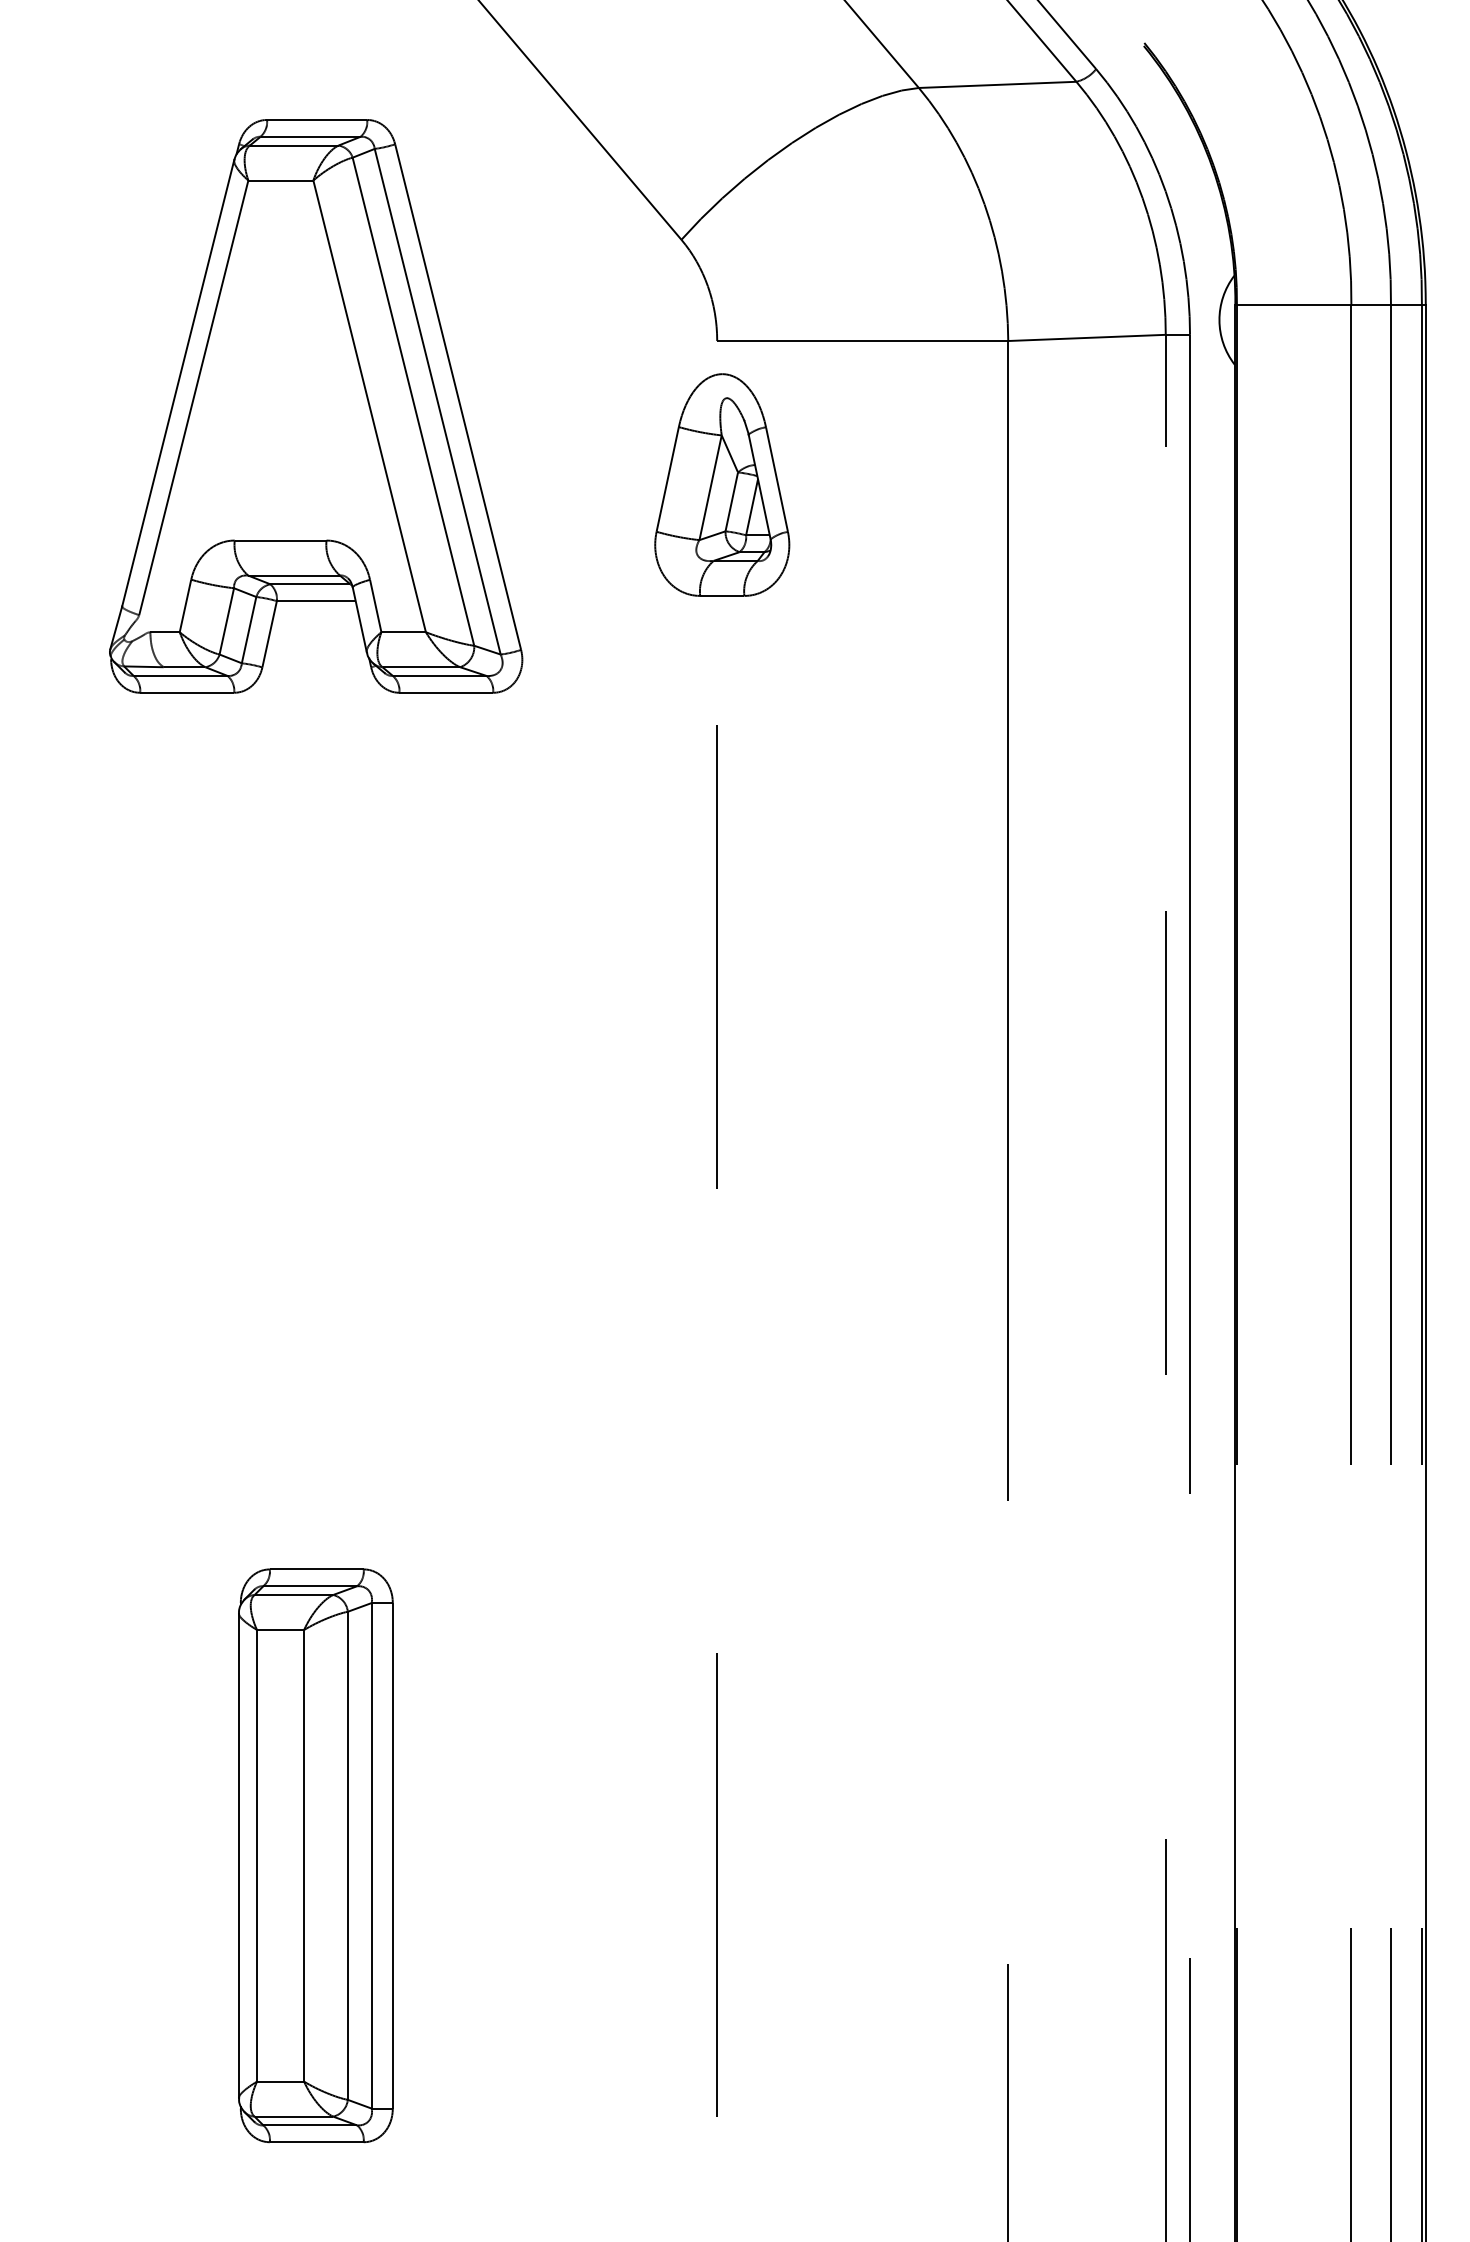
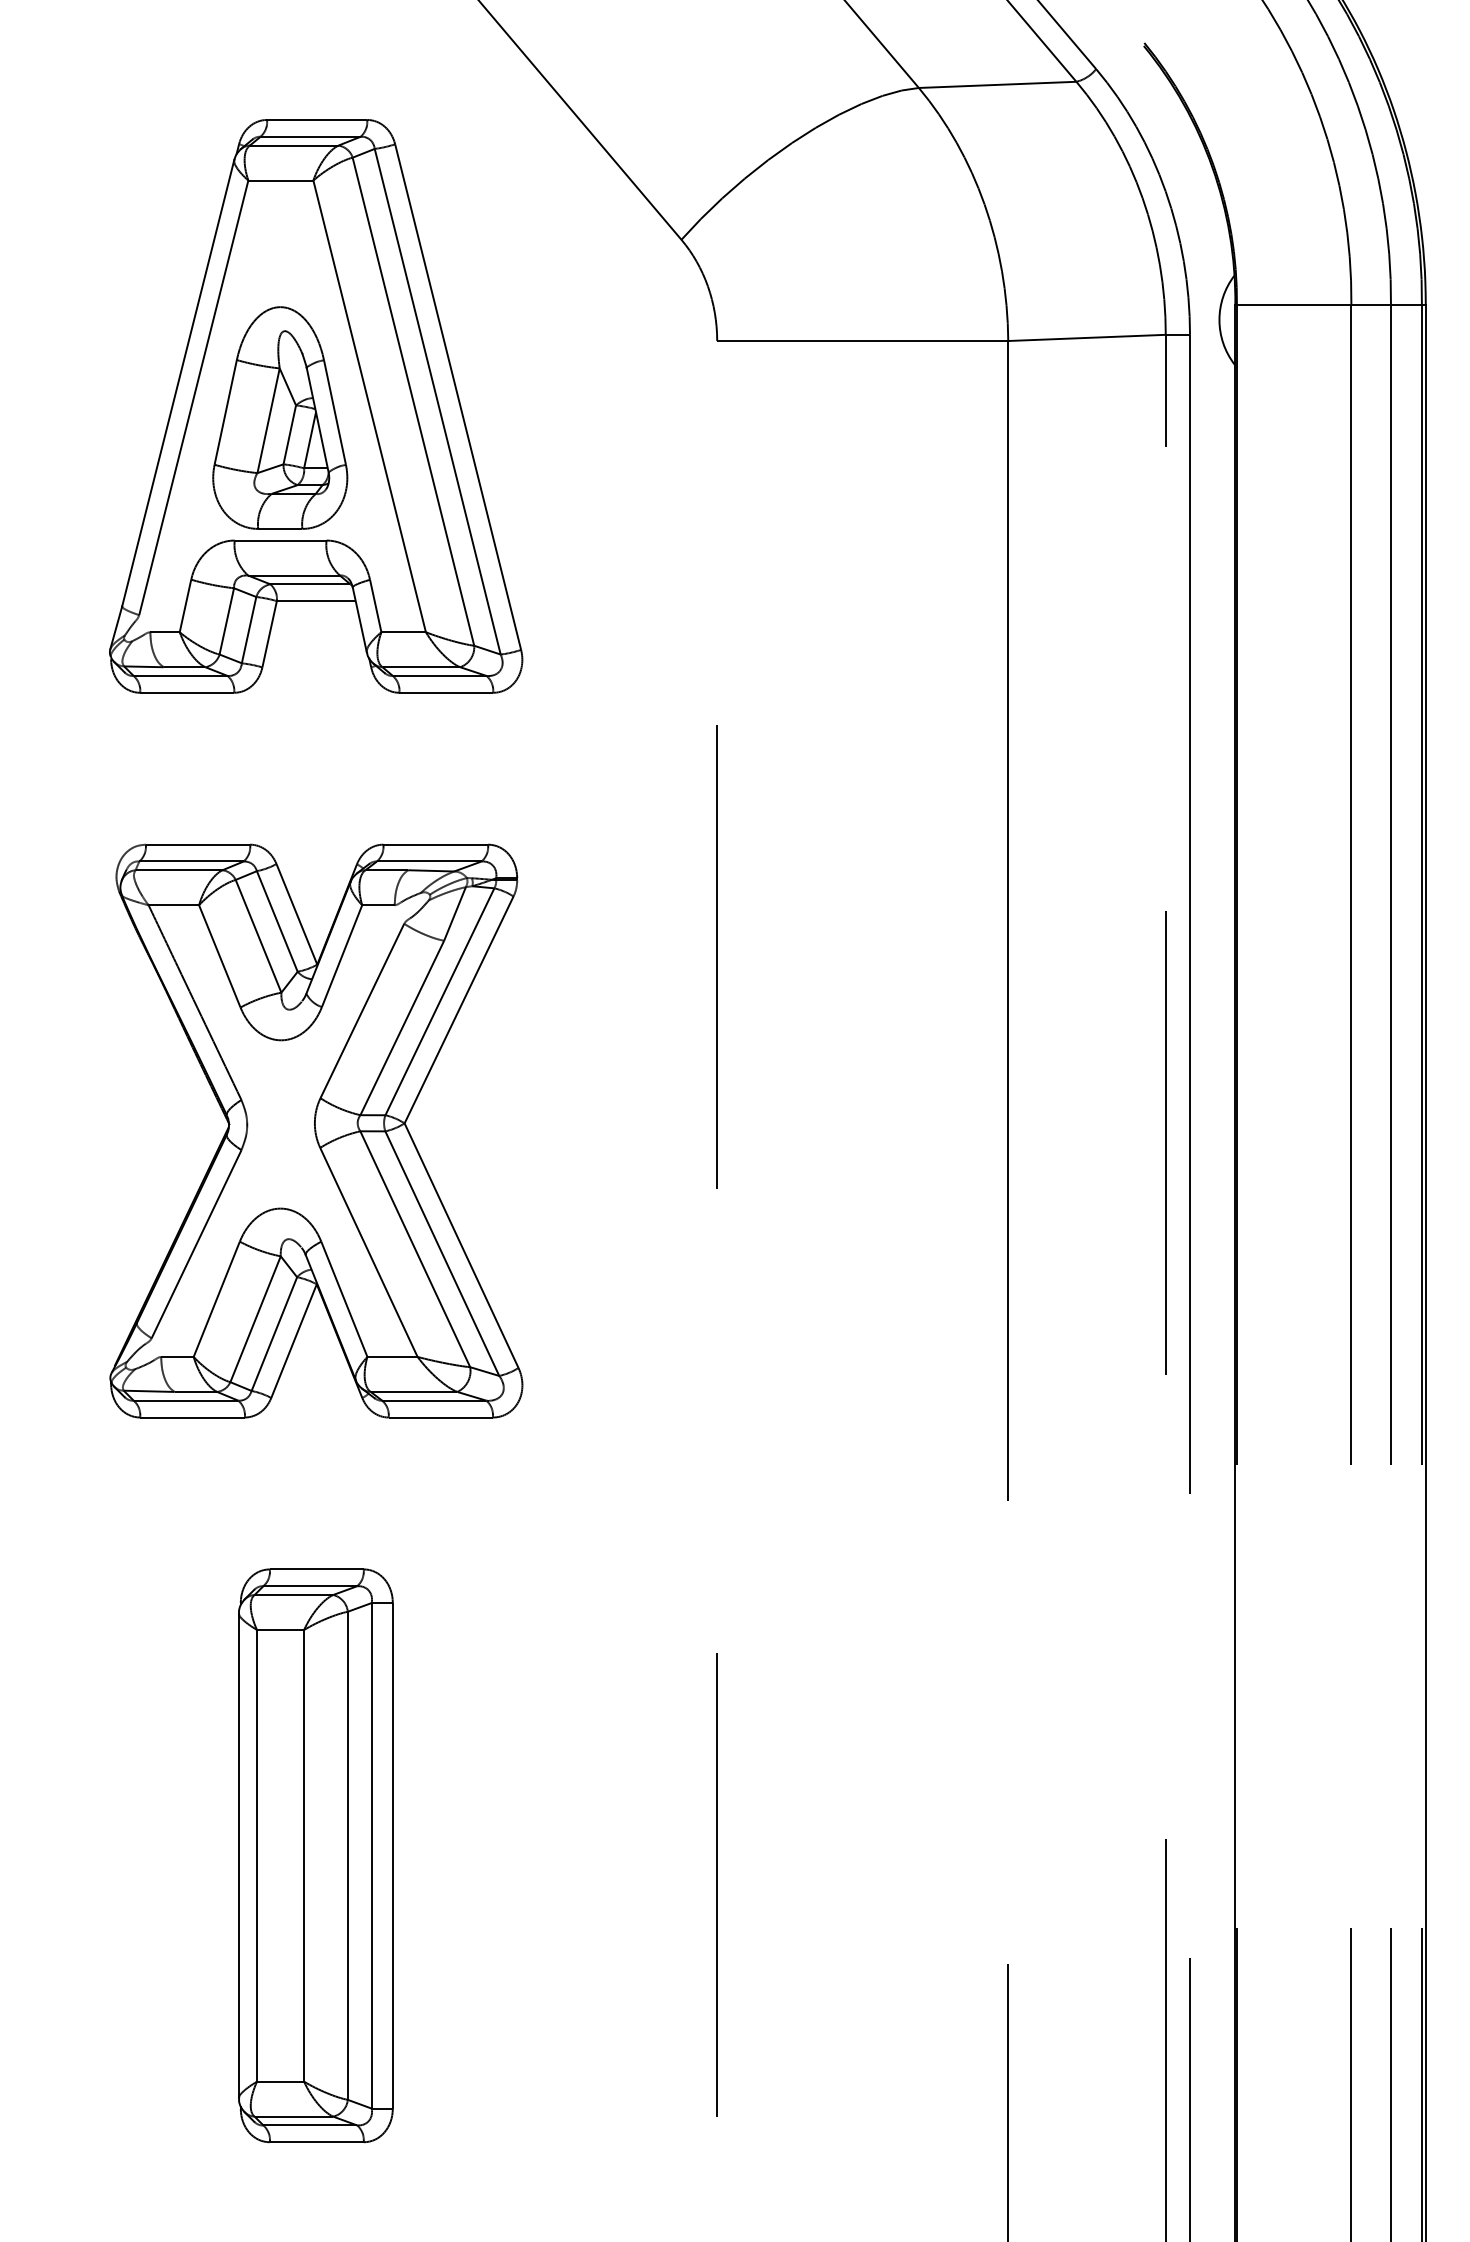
part position: (722, 484) -> (280, 417) (280, 417)
part: none -> present (316, 1130)
